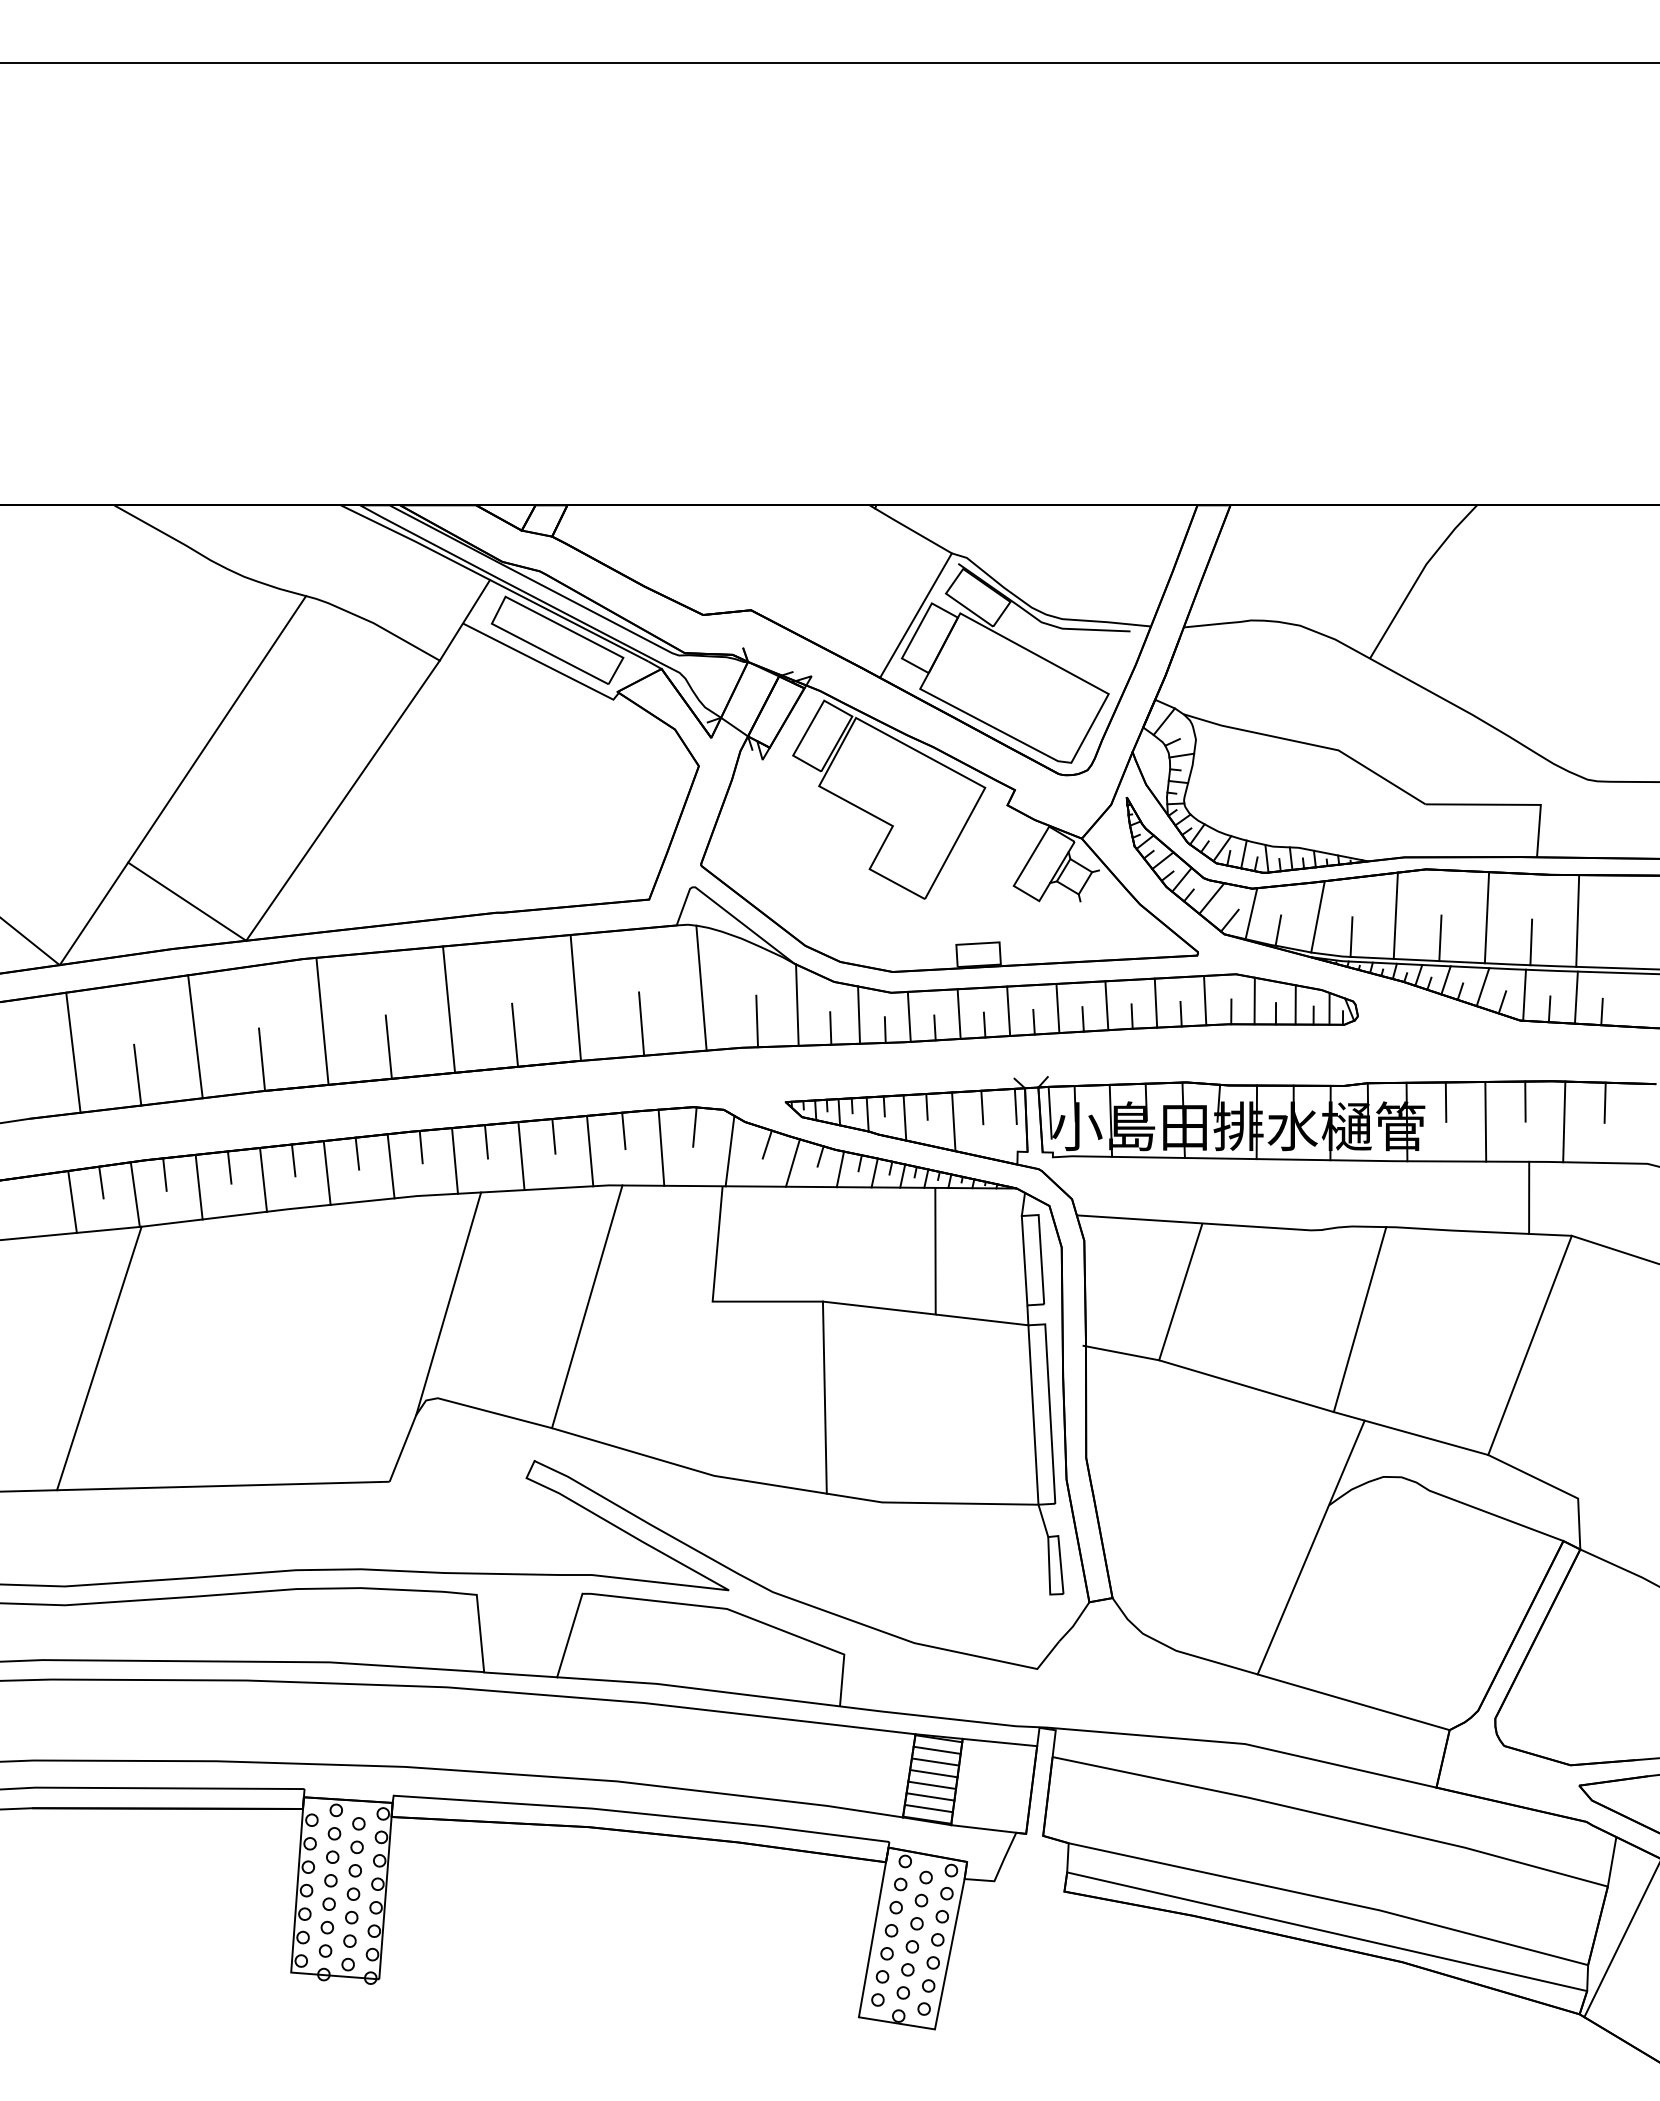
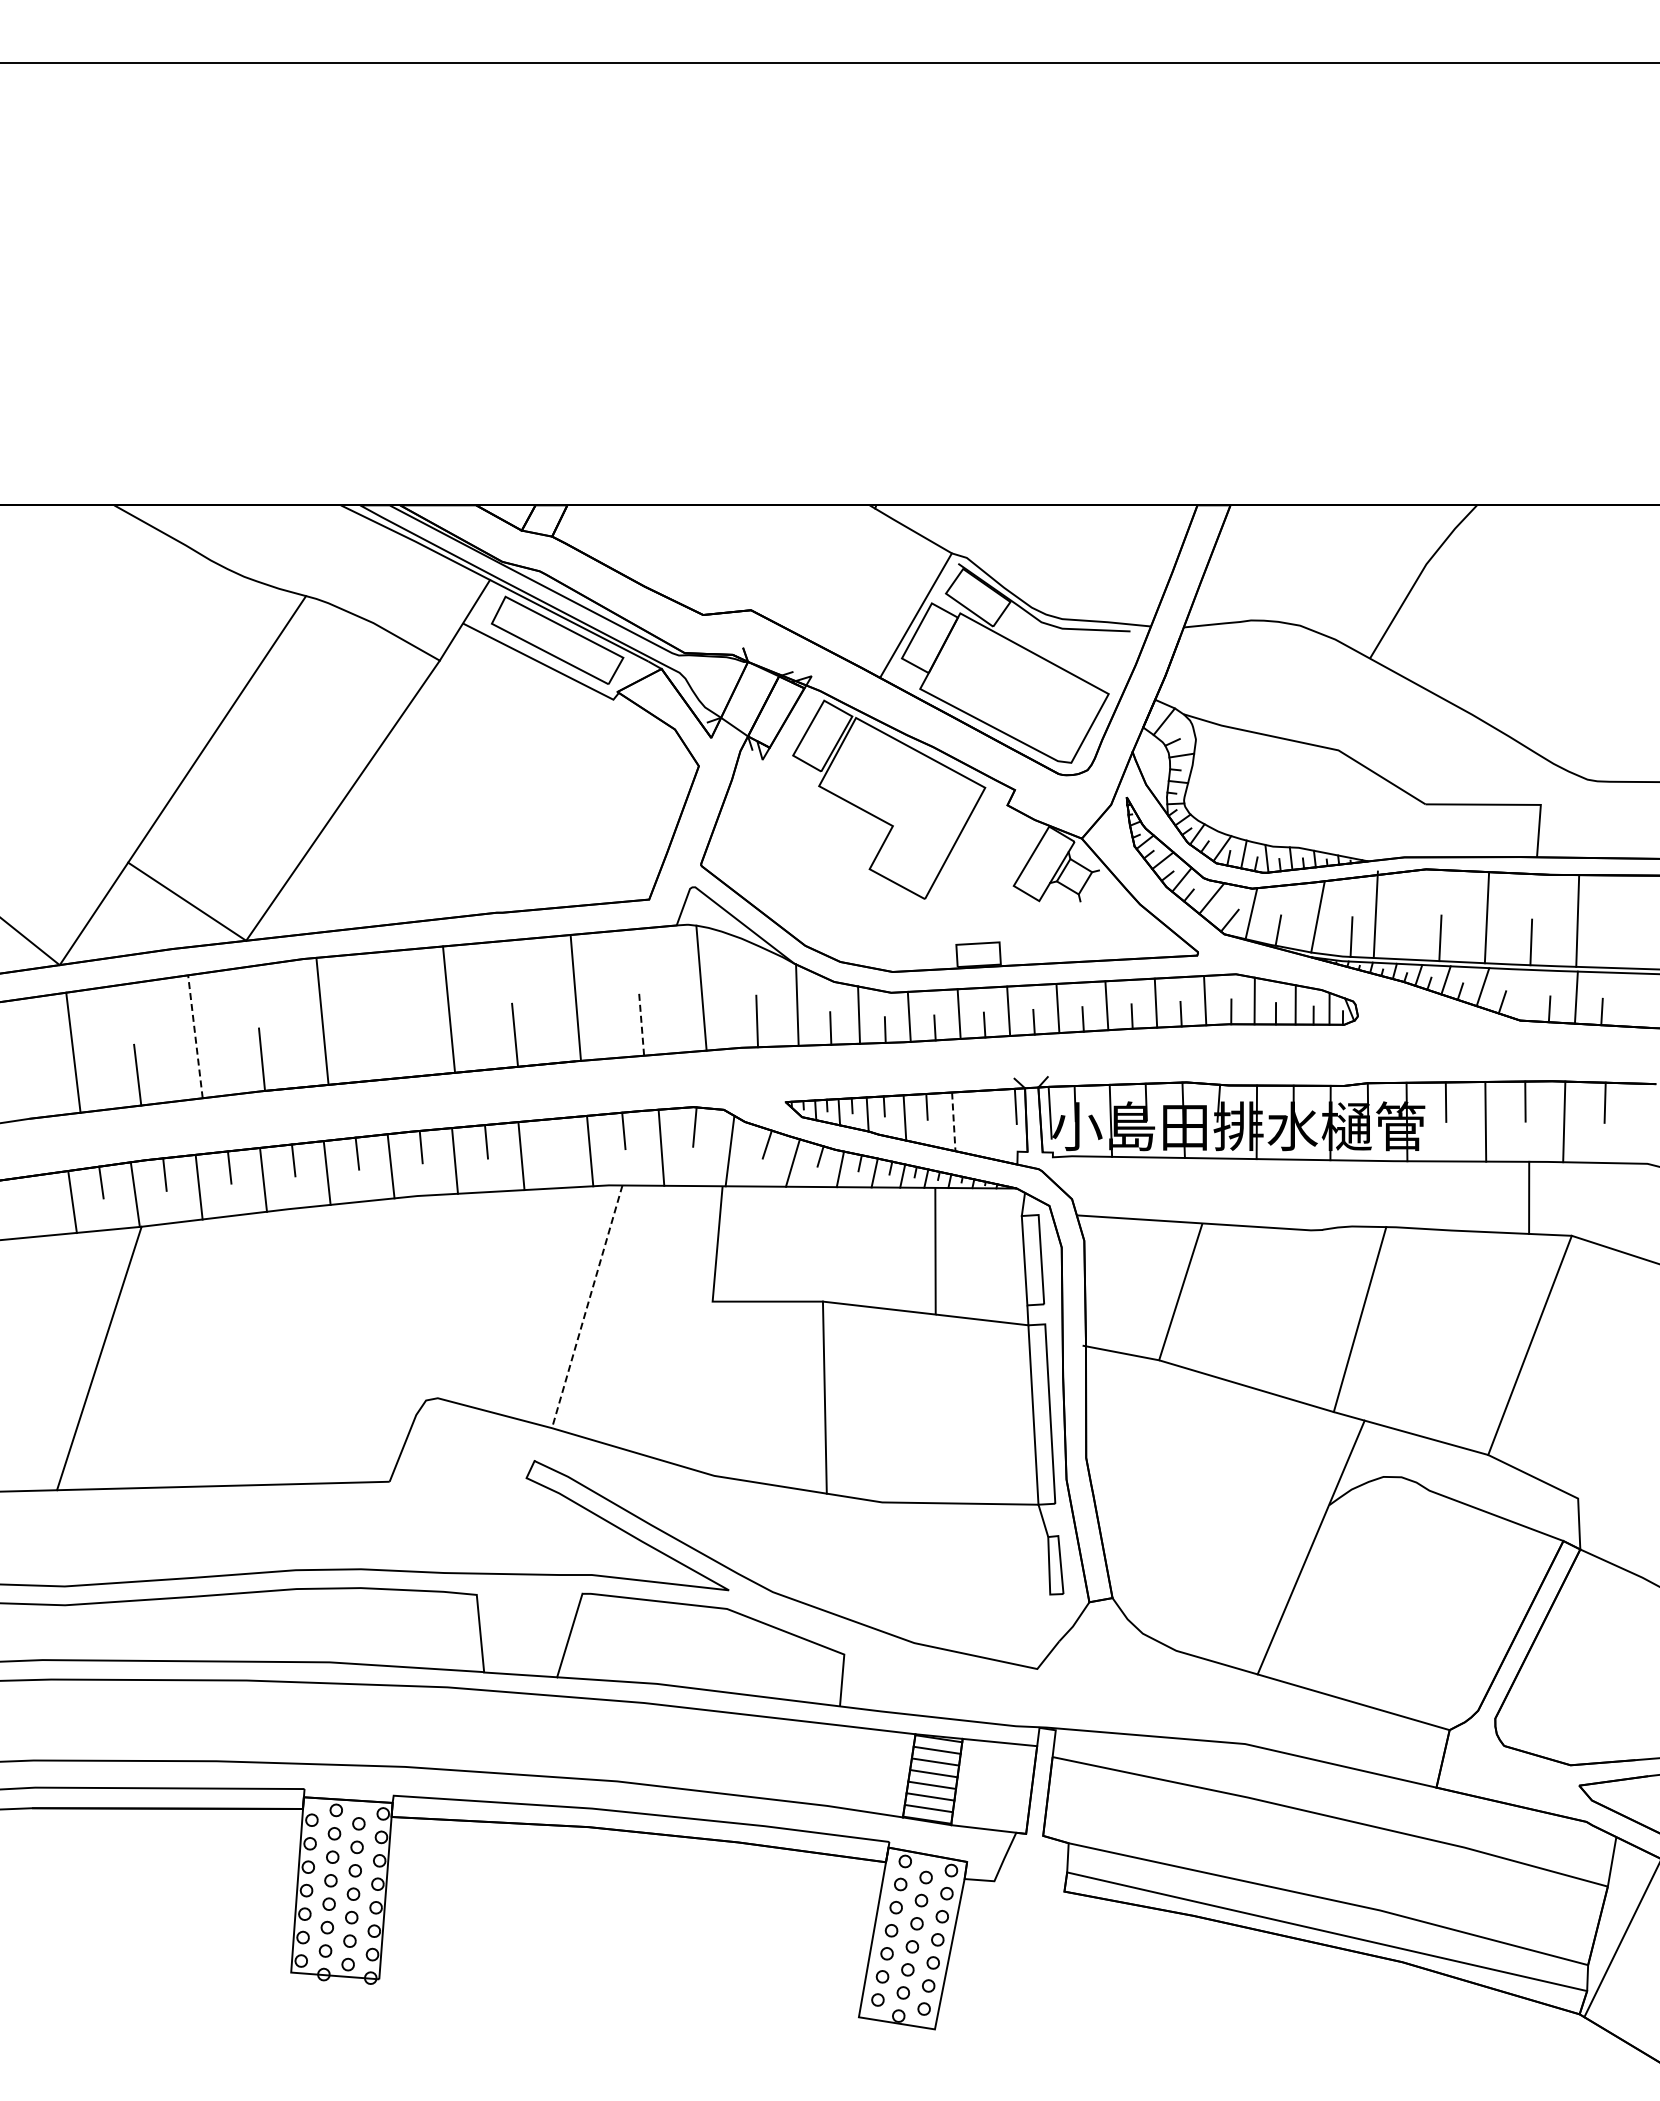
line position: (1395, 915) -> (1375, 914) (1375, 914)
line: present -> none (1524, 994)
line: solid -> dashed (641, 1024)
line: solid -> dashed (195, 1036)
line: present -> none (388, 1046)
line: present -> none (982, 1107)
line: solid -> dashed (953, 1122)
line: present -> none (553, 1136)
line: present -> none (448, 1303)
line: solid -> dashed (587, 1307)
